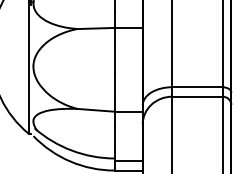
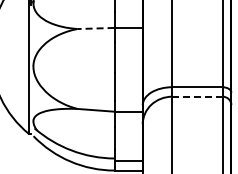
line: solid -> dashed (95, 28)
line: solid -> dashed (196, 96)
